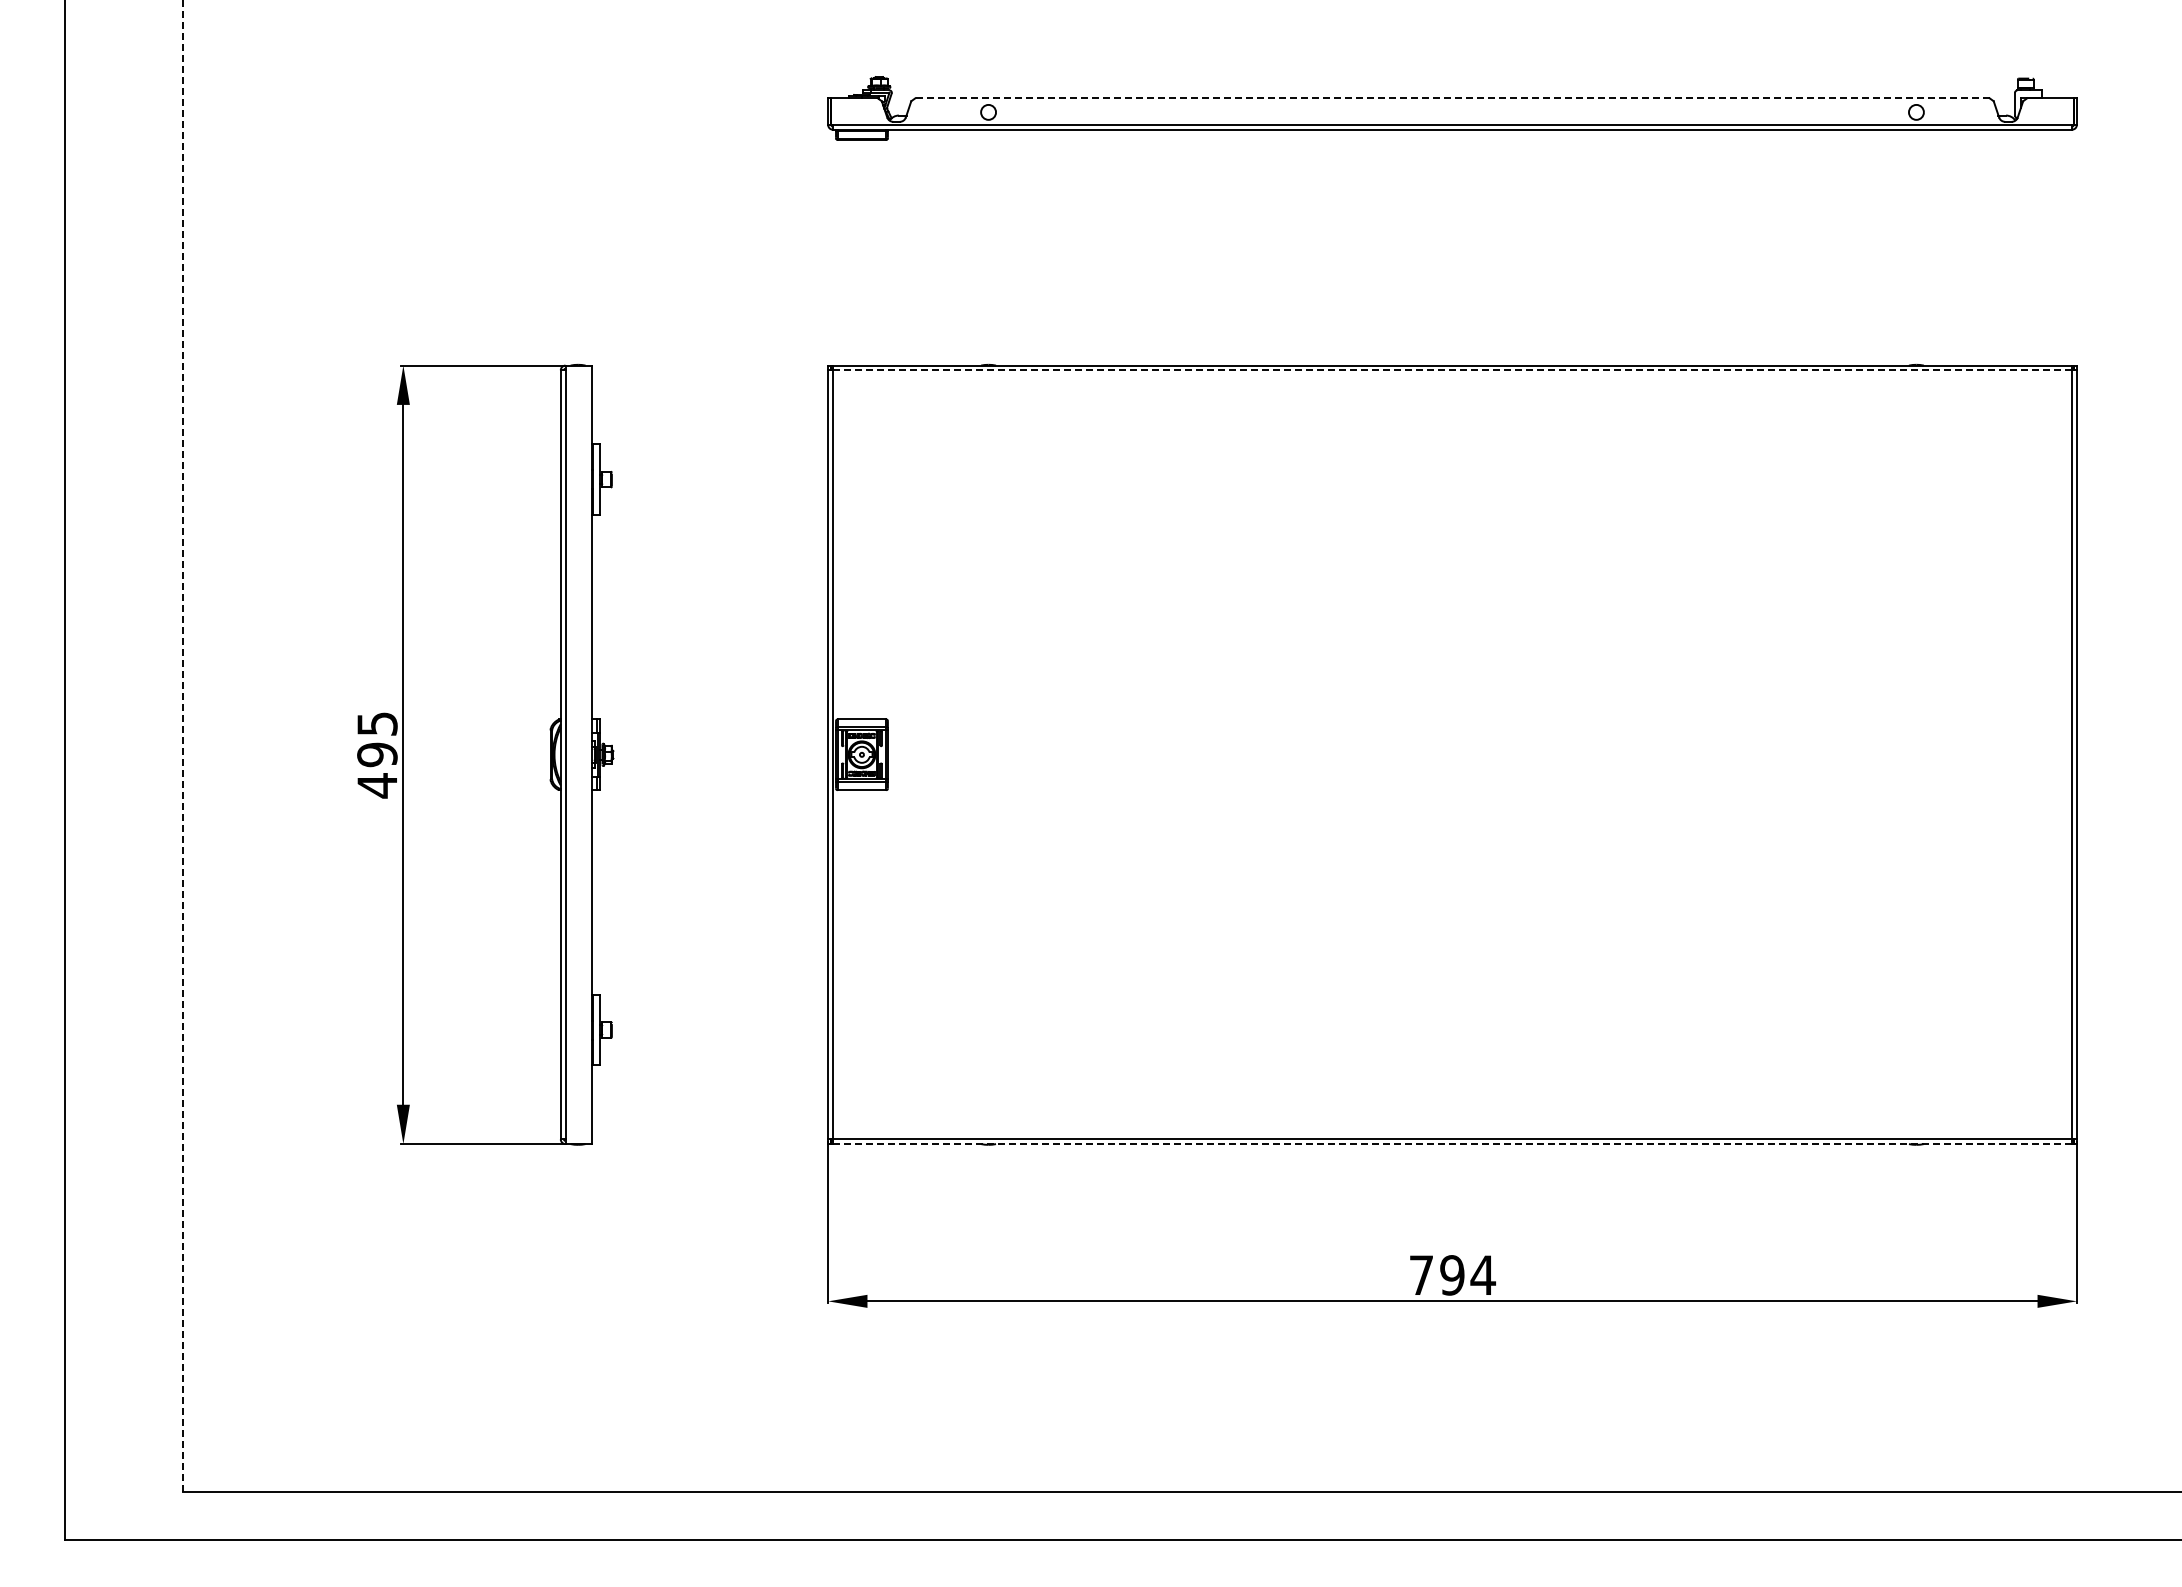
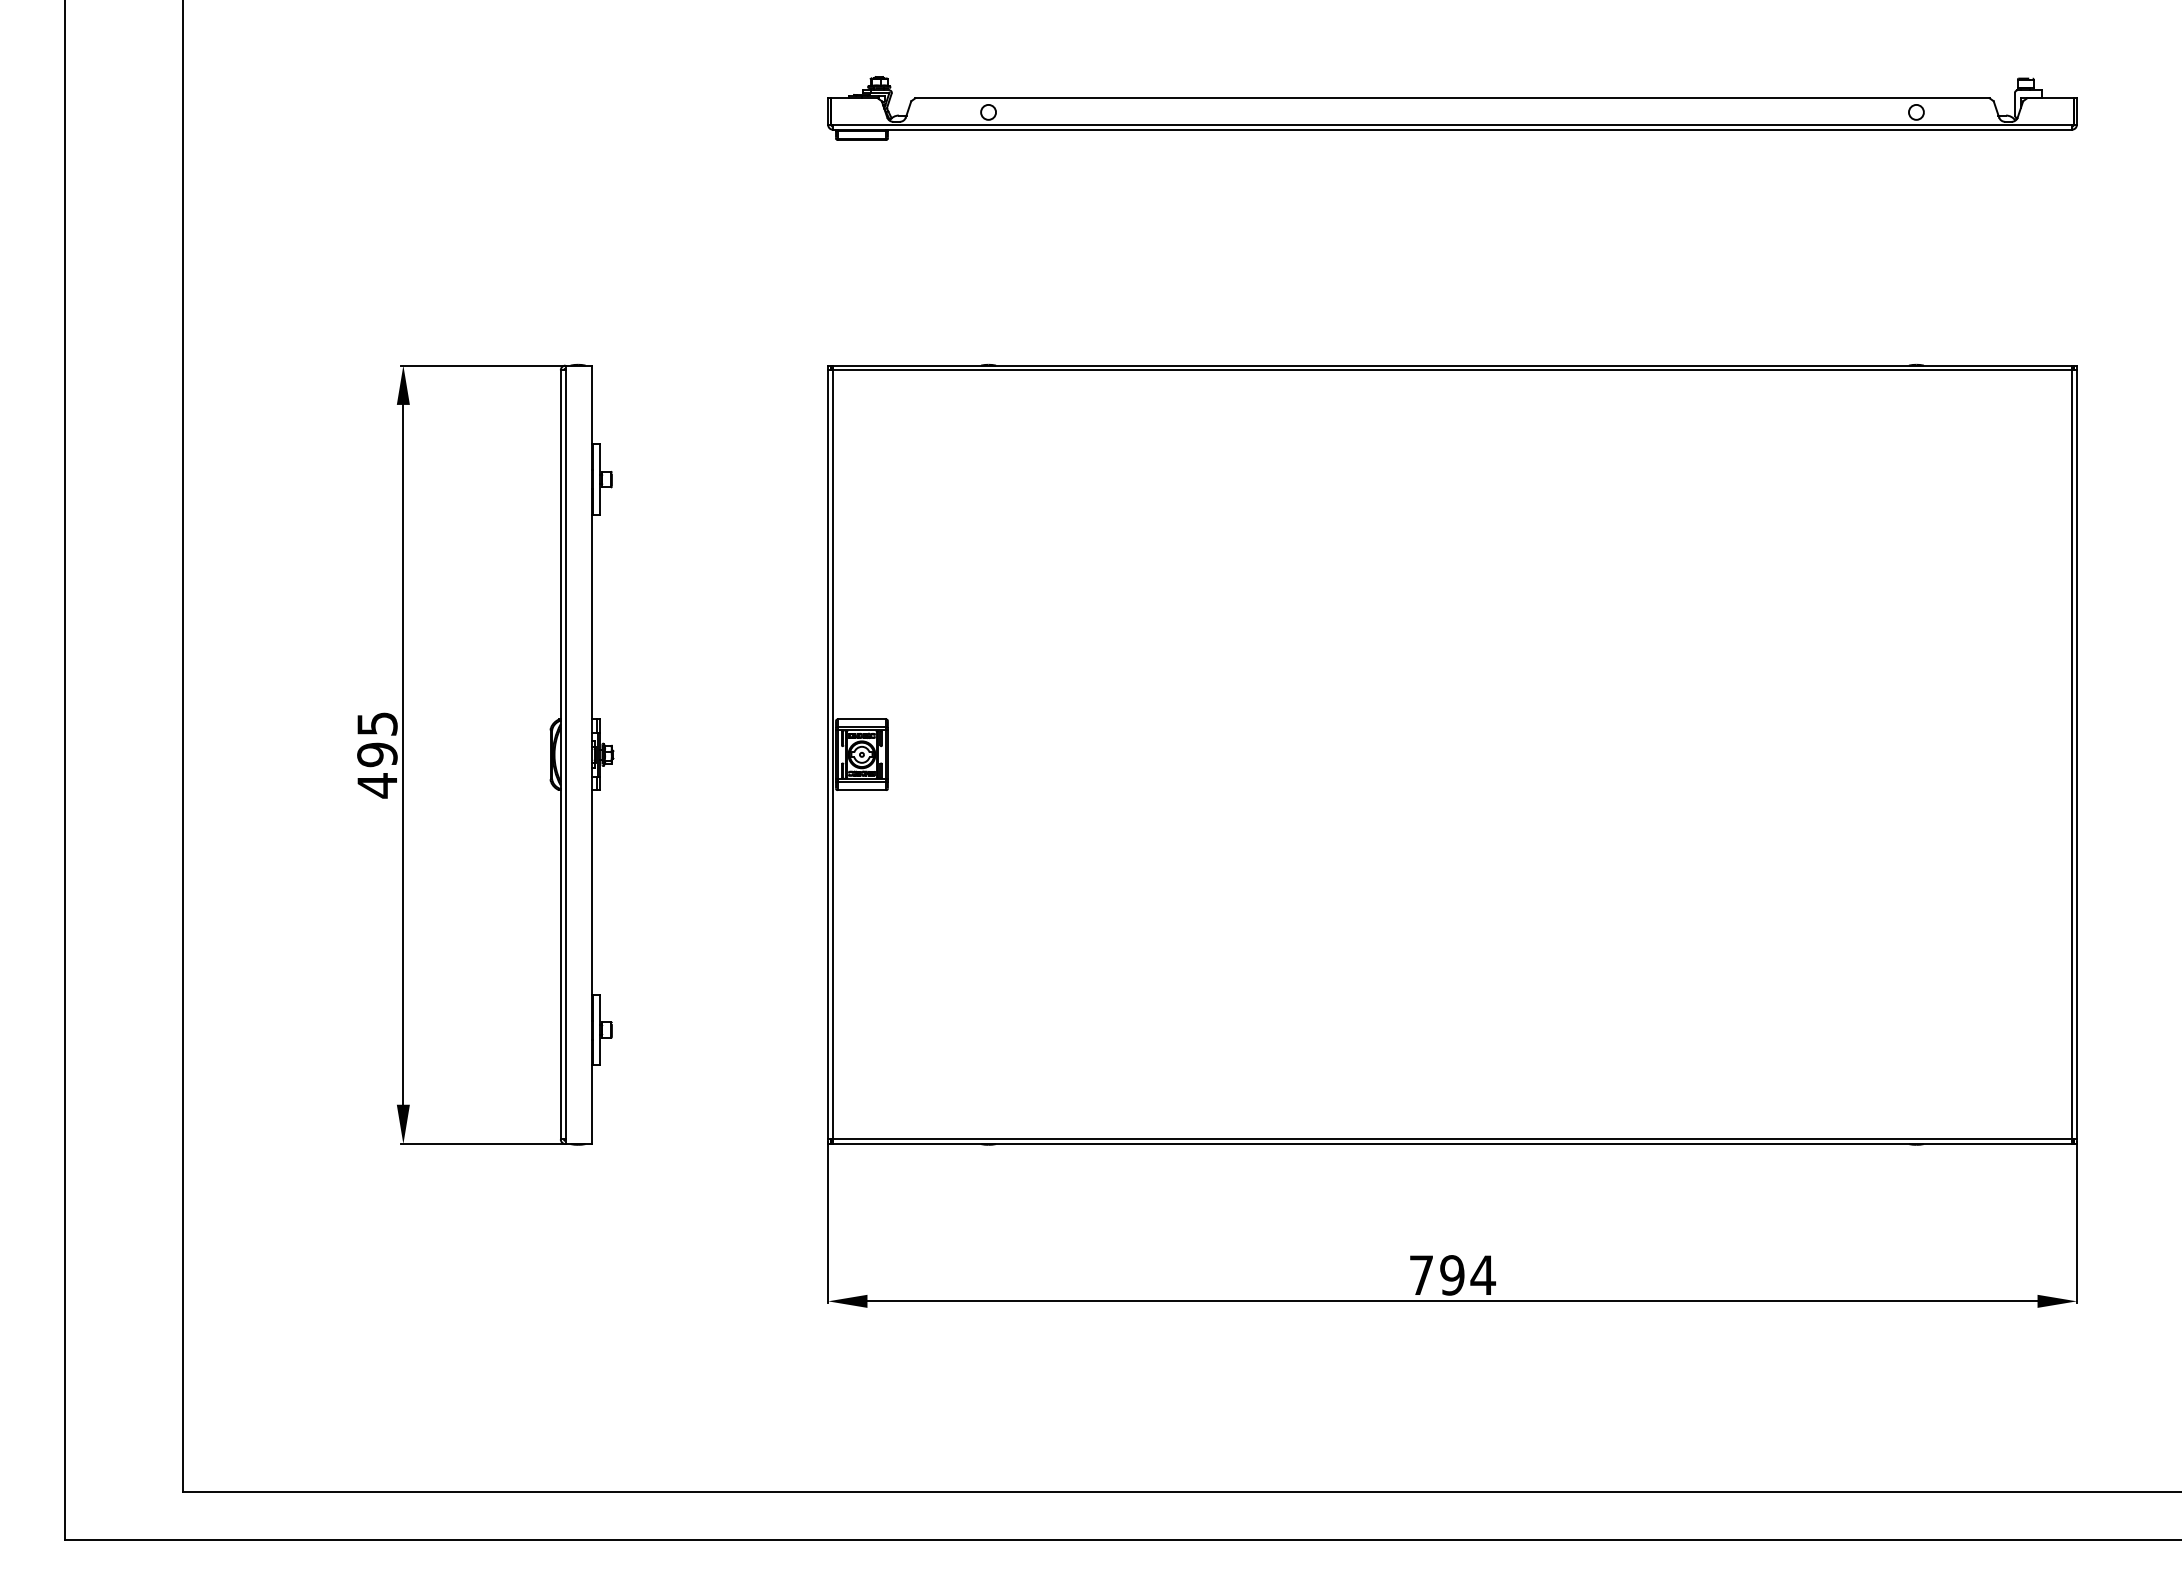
line: dashed -> solid (1452, 98)
line: dashed -> solid (1452, 370)
line: dashed -> solid (183, 746)
line: dashed -> solid (1452, 1144)
